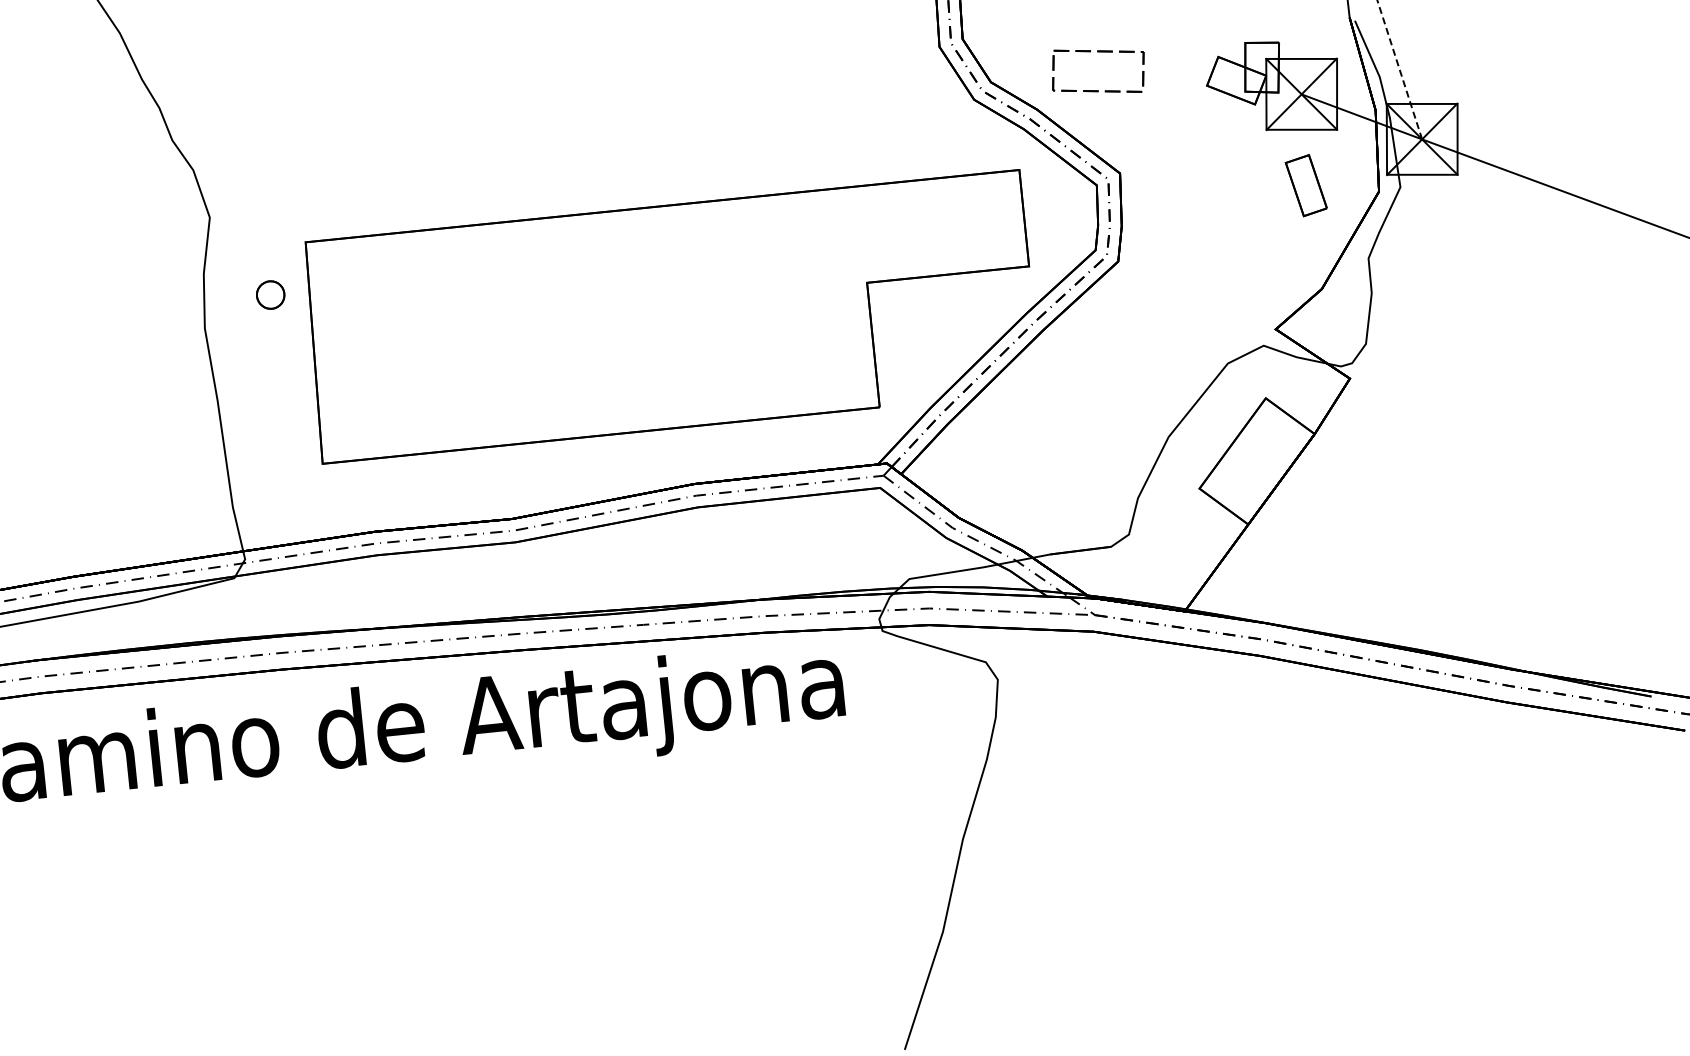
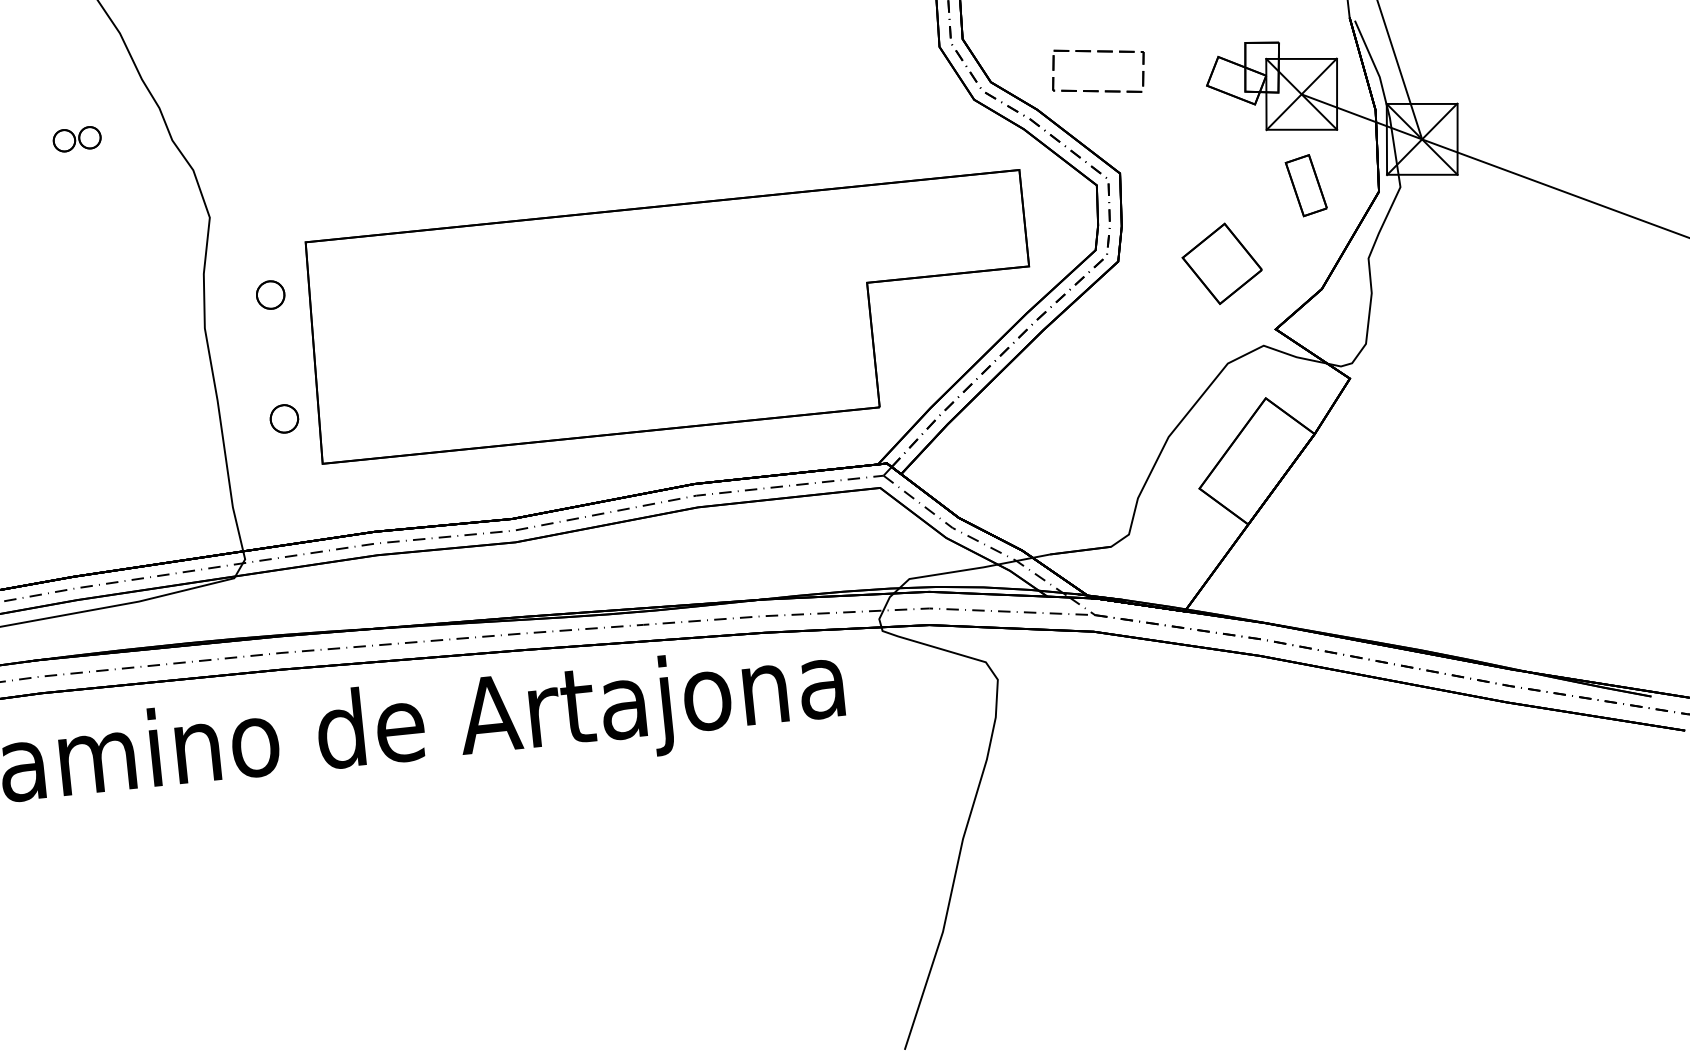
line: dashed -> solid (1399, 69)
part: none -> present (76, 139)
part: none -> present (1221, 263)
part: none -> present (284, 418)
